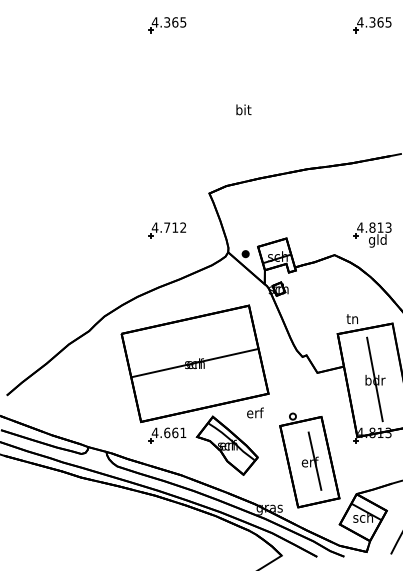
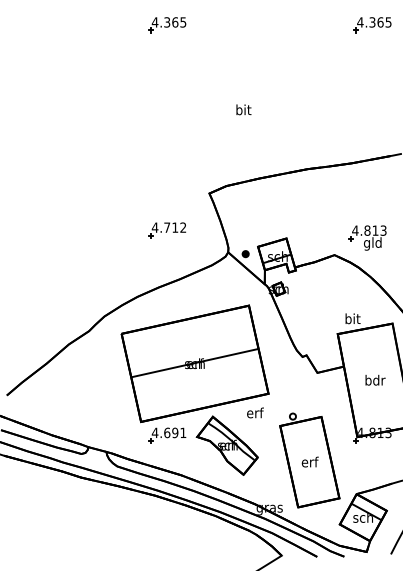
part position: (372, 234) -> (367, 237) (367, 237)
text: tn -> bit (352, 318)
line: present -> none (374, 379)
text: 4.661 -> 4.691 (175, 432)
line: present -> none (314, 460)
